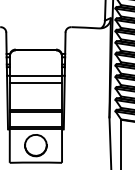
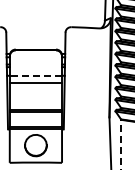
line: solid -> dashed (35, 75)
line: solid -> dashed (121, 144)
